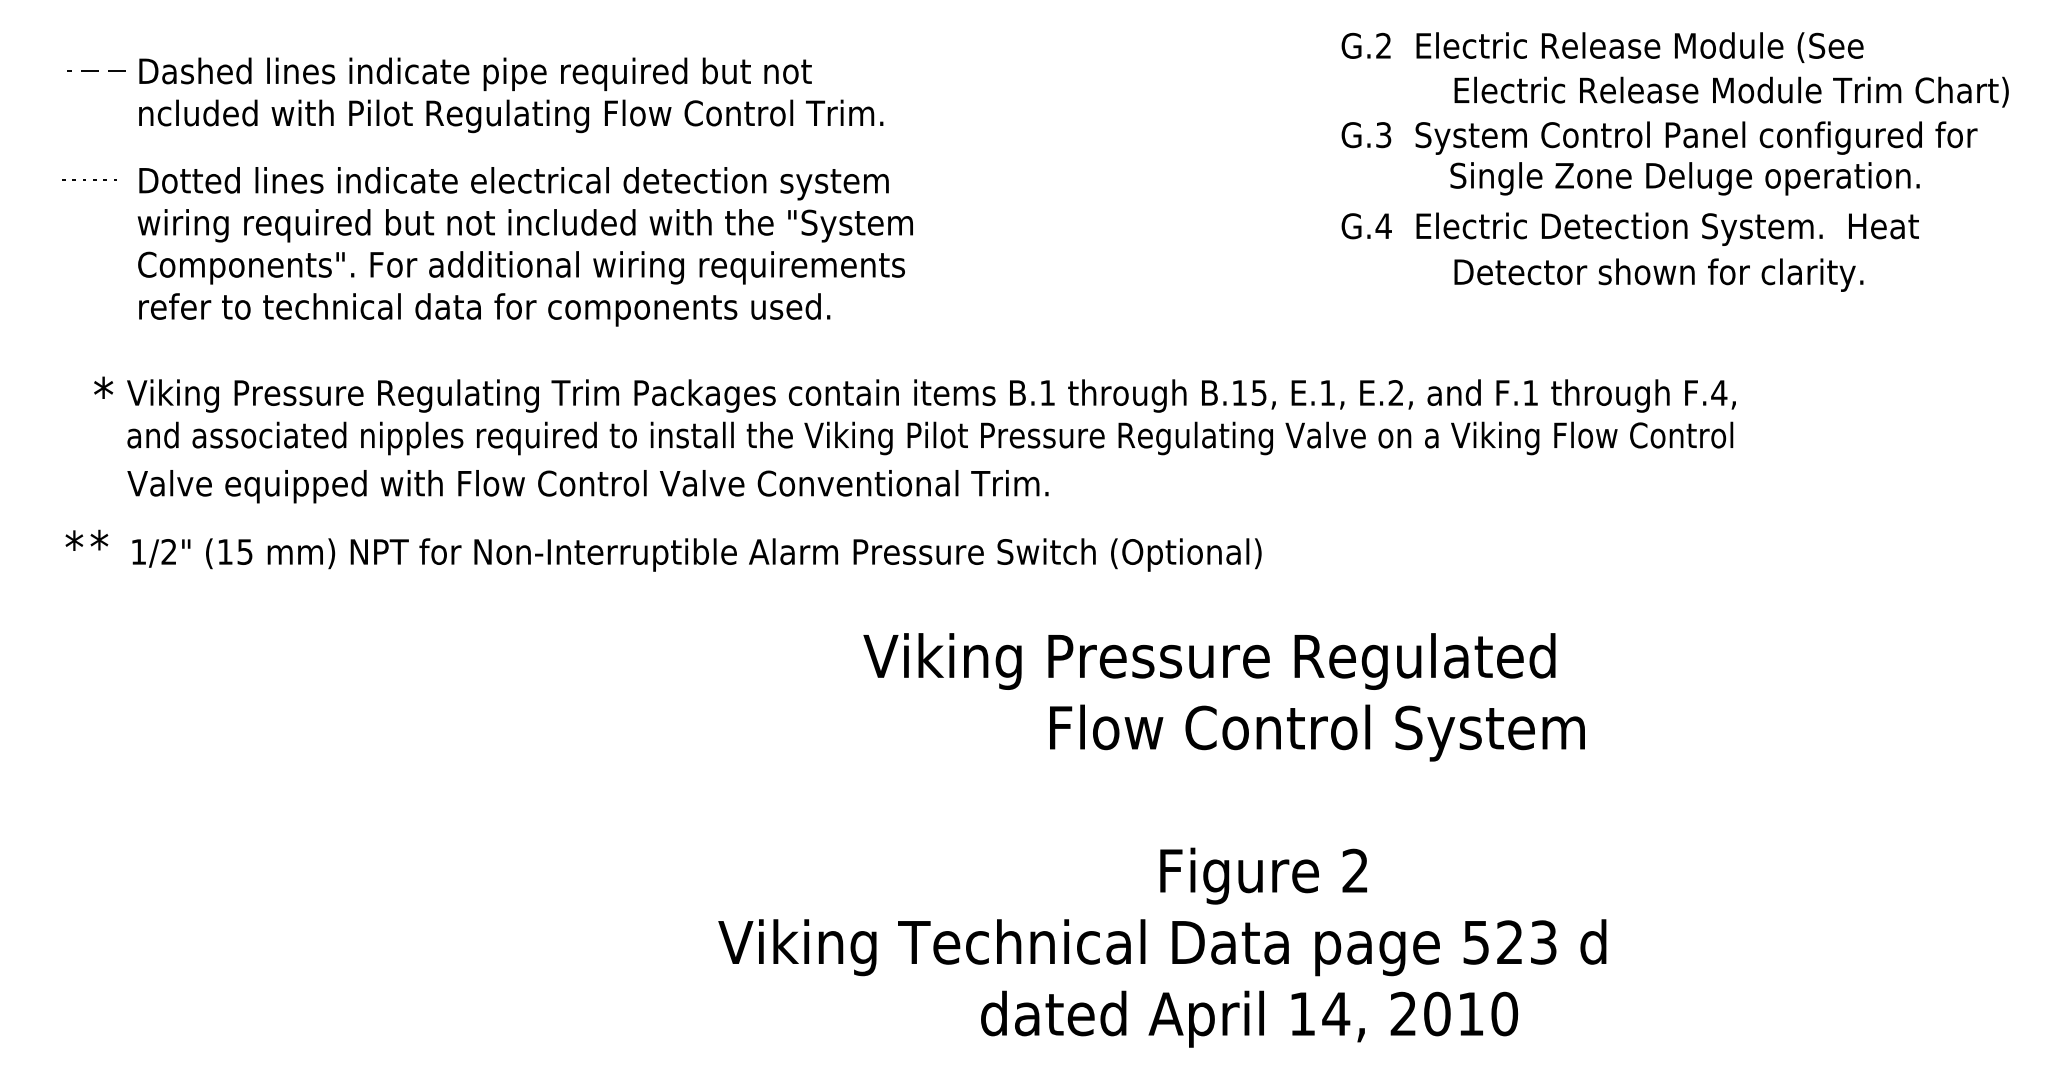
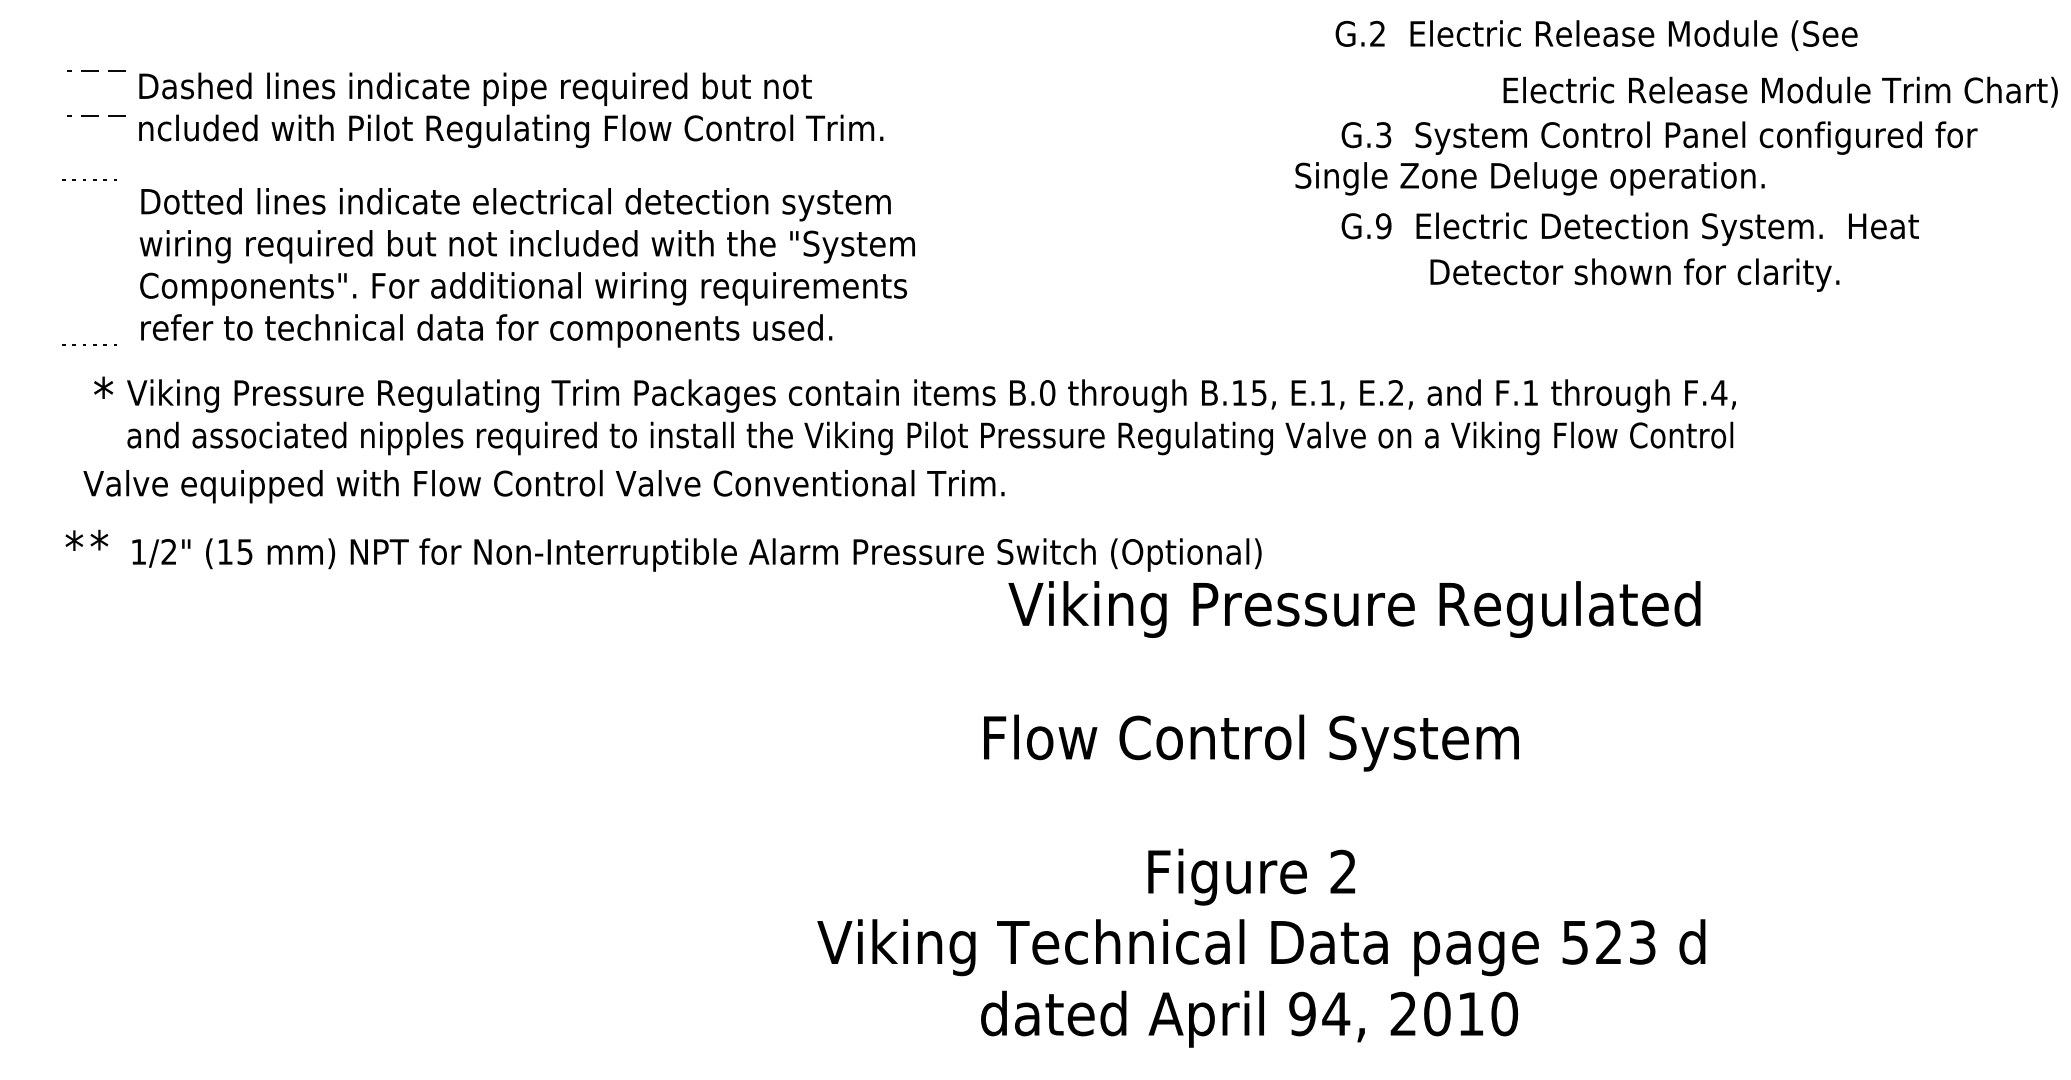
text position: (1602, 47) -> (1596, 35) (1596, 35)
text position: (1731, 91) -> (1780, 91) (1780, 91)
text position: (511, 95) -> (511, 110) (511, 110)
line: none -> present (96, 115)
text position: (1684, 178) -> (1529, 178) (1529, 178)
text: G.4 -> G.9 (1383, 226)
text position: (524, 246) -> (526, 267) (526, 267)
text position: (1658, 274) -> (1634, 274) (1634, 274)
line: none -> present (85, 344)
text: B.1 -> B.0 (1047, 392)
text position: (587, 486) -> (543, 486) (543, 486)
text position: (1209, 661) -> (1354, 609) (1354, 609)
text position: (1317, 732) -> (1251, 742) (1251, 742)
text position: (1263, 875) -> (1251, 876) (1251, 876)
text position: (1162, 947) -> (1261, 947) (1261, 947)
text: 14, -> 94, (1302, 1013)
